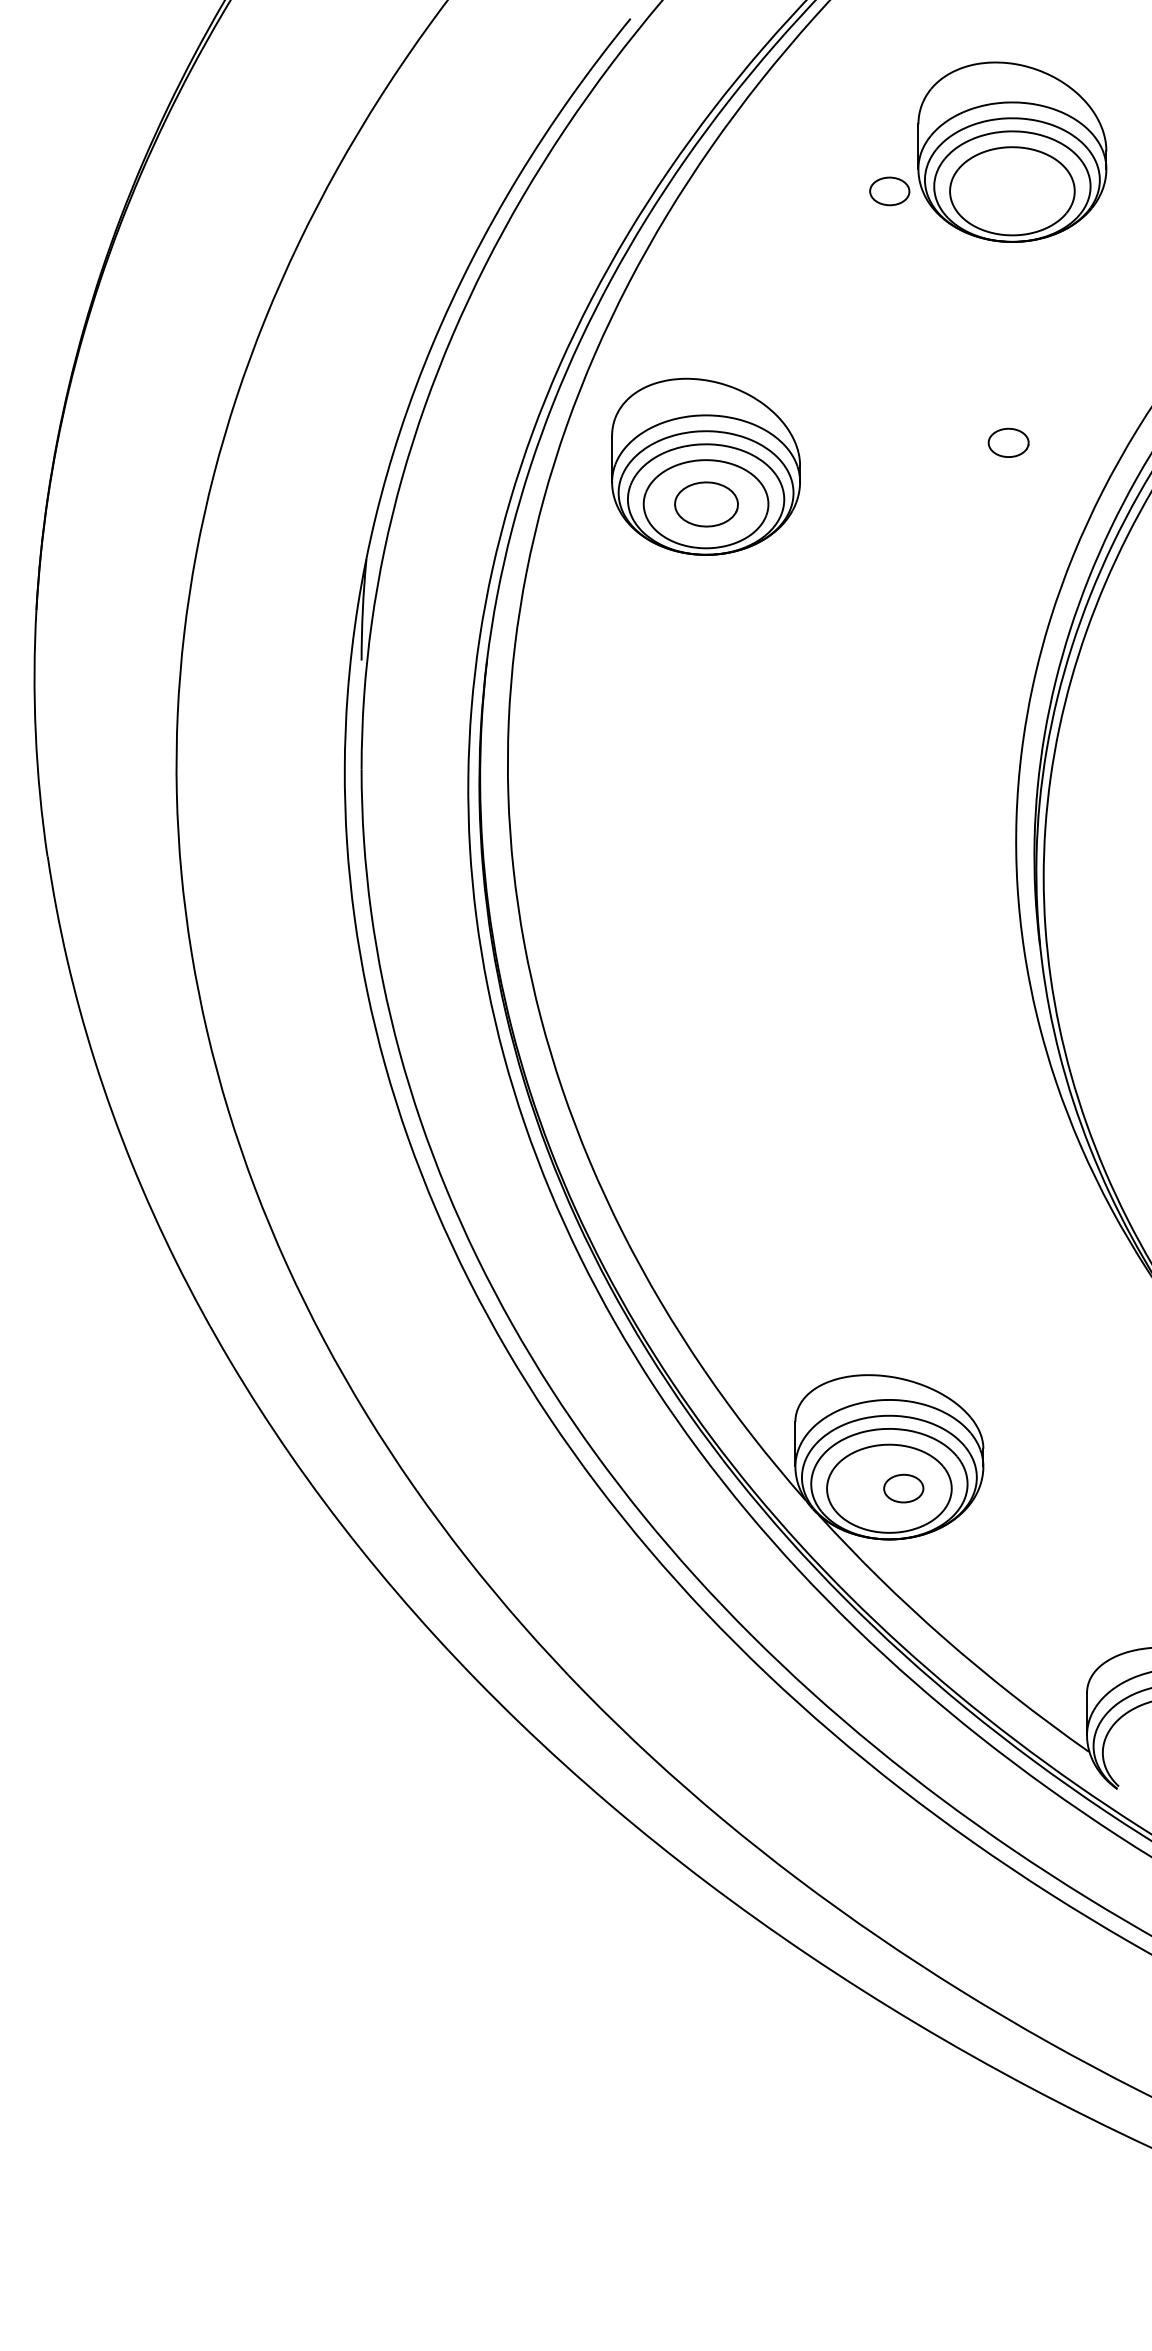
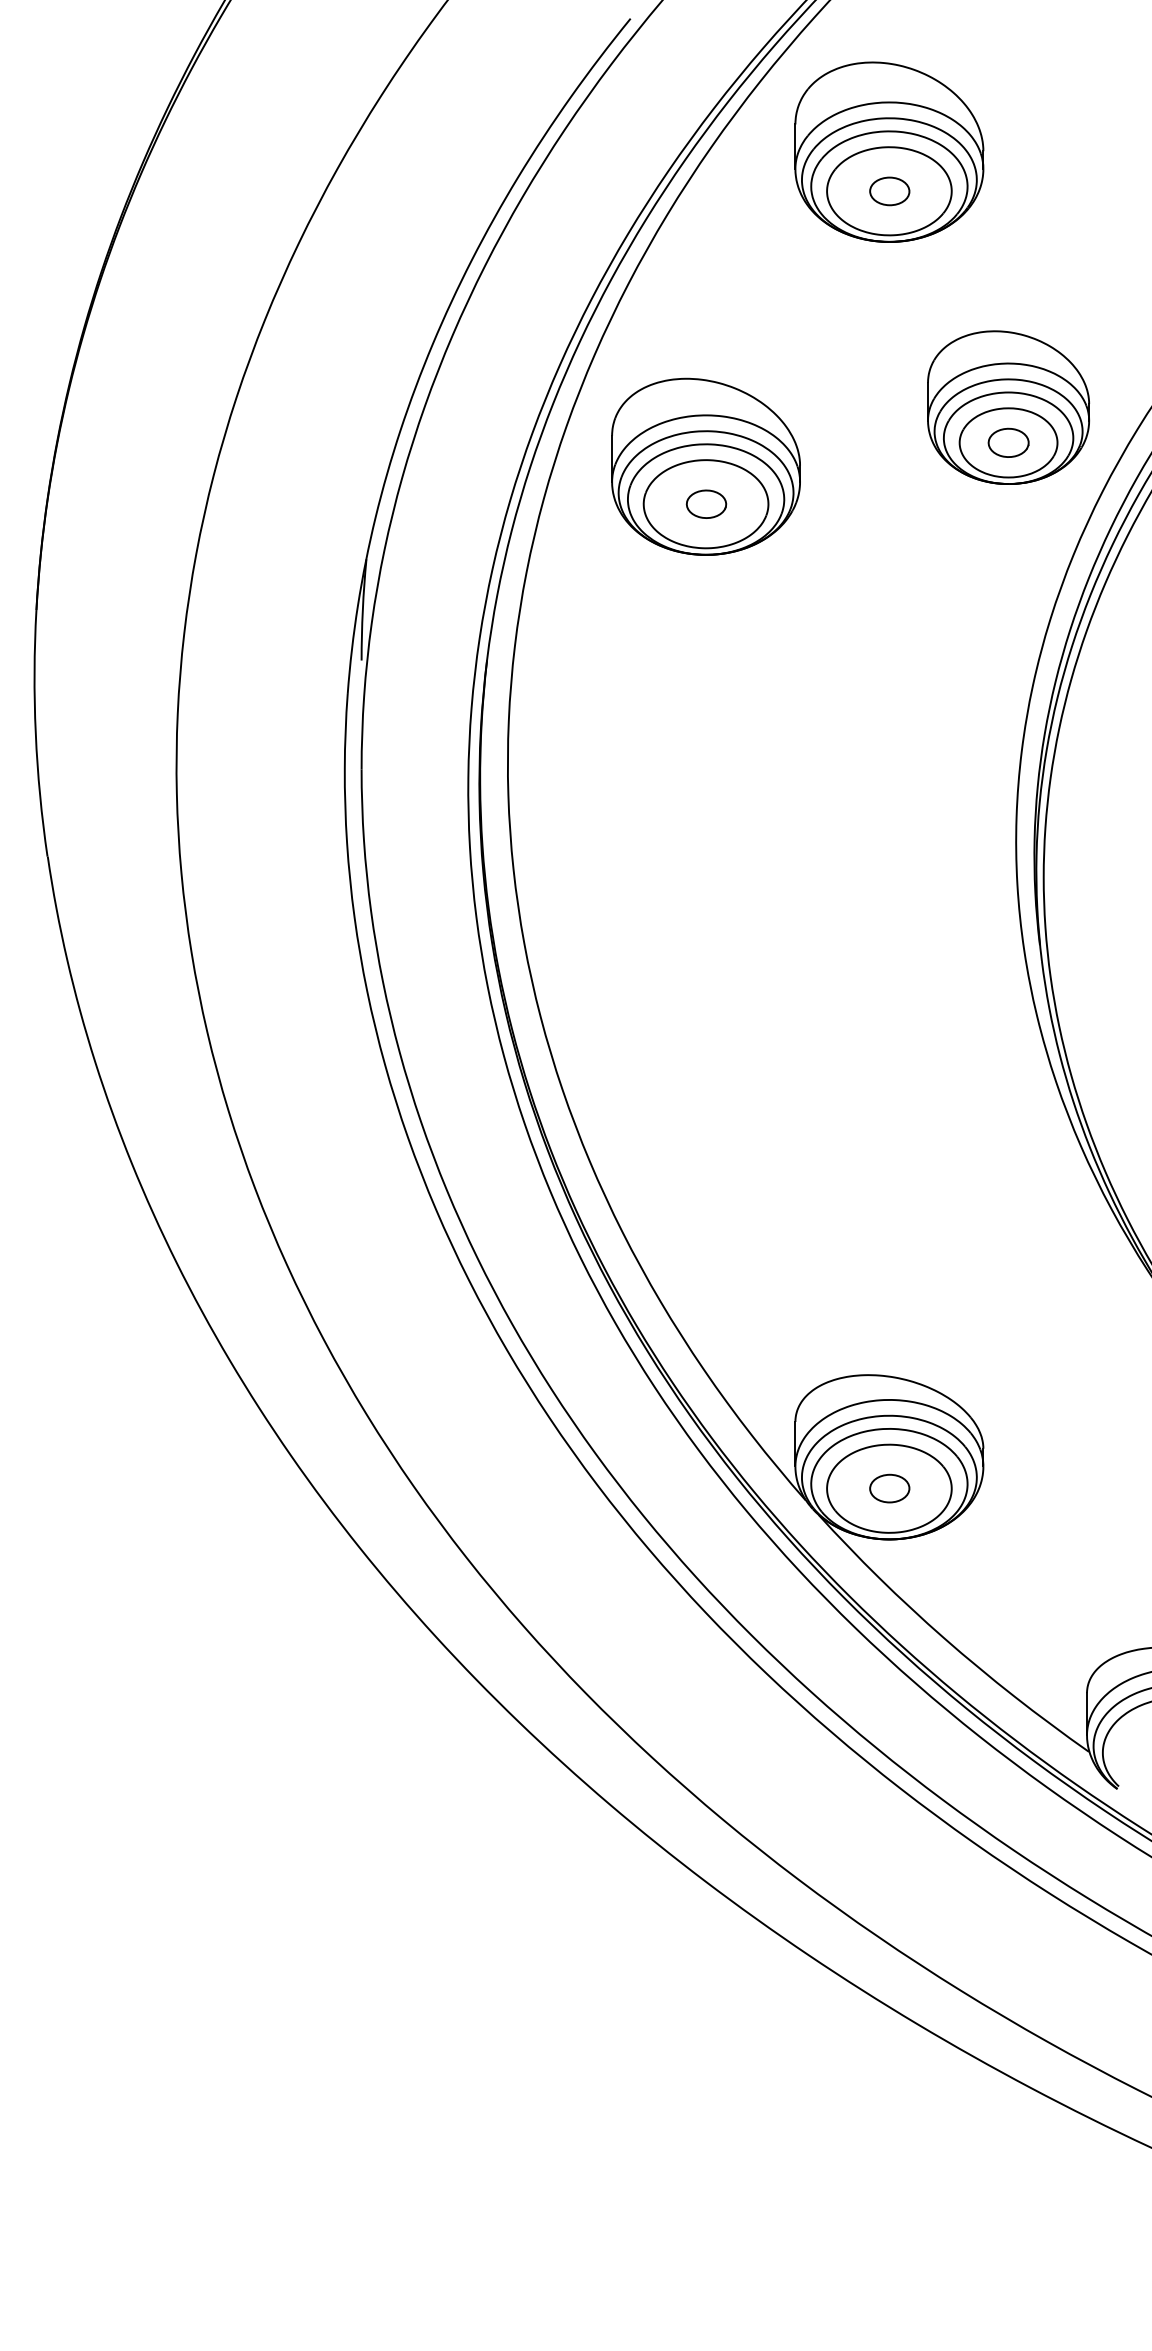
part position: (1012, 151) -> (889, 151) (889, 151)
part: none -> present (1008, 407)
part size: 65x47 px -> 43x30 px (706, 503)
part position: (903, 1488) -> (889, 1488) (889, 1488)
